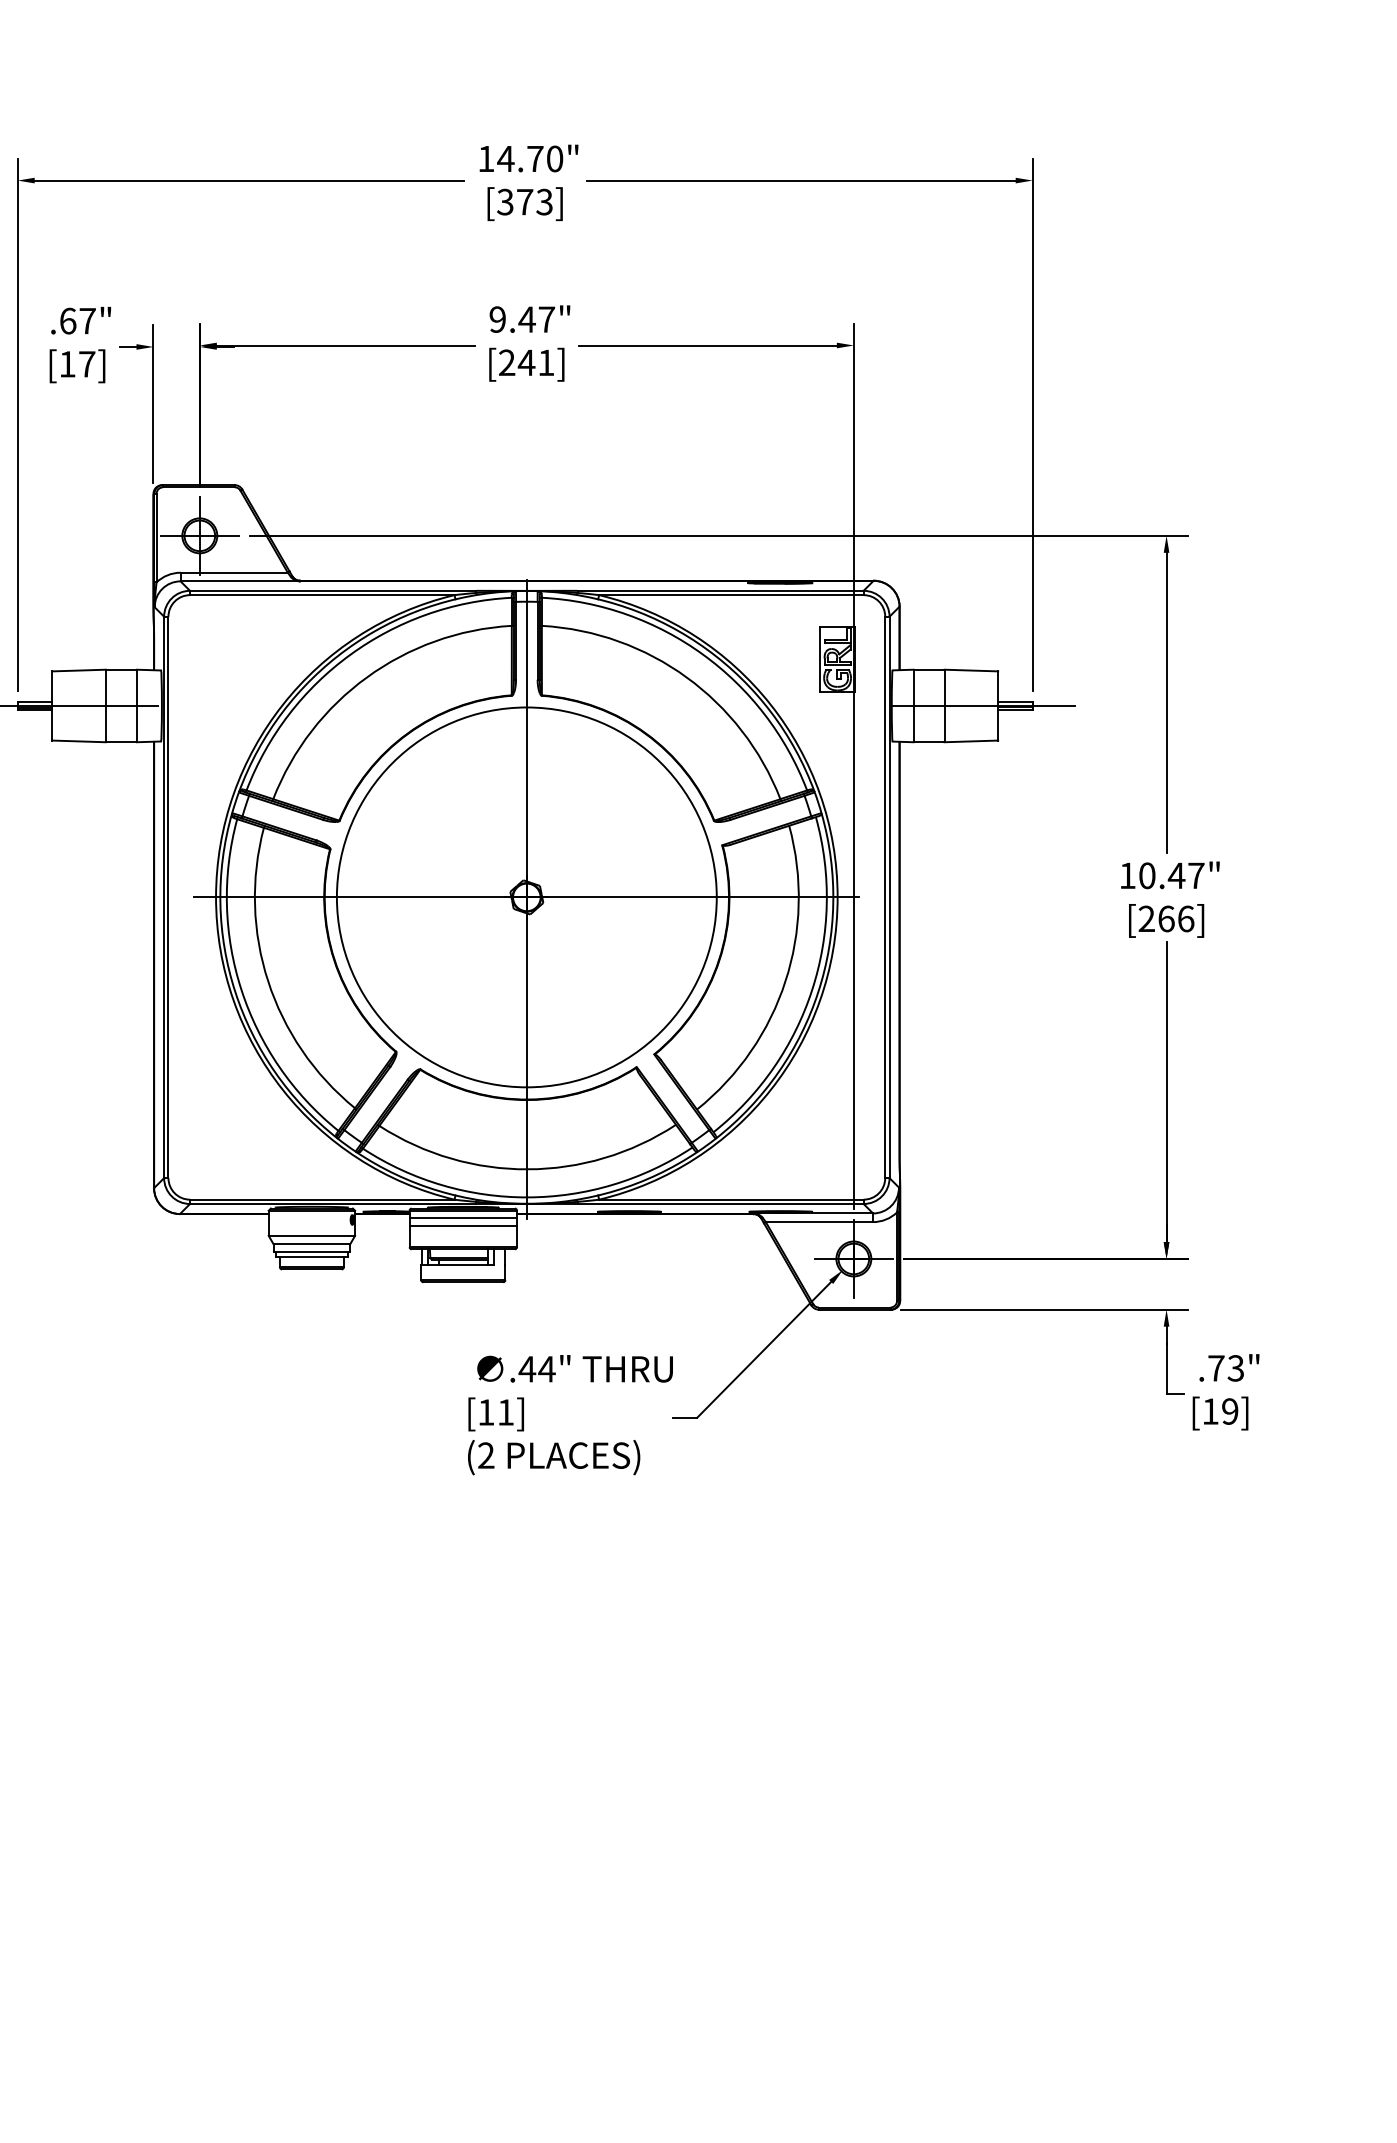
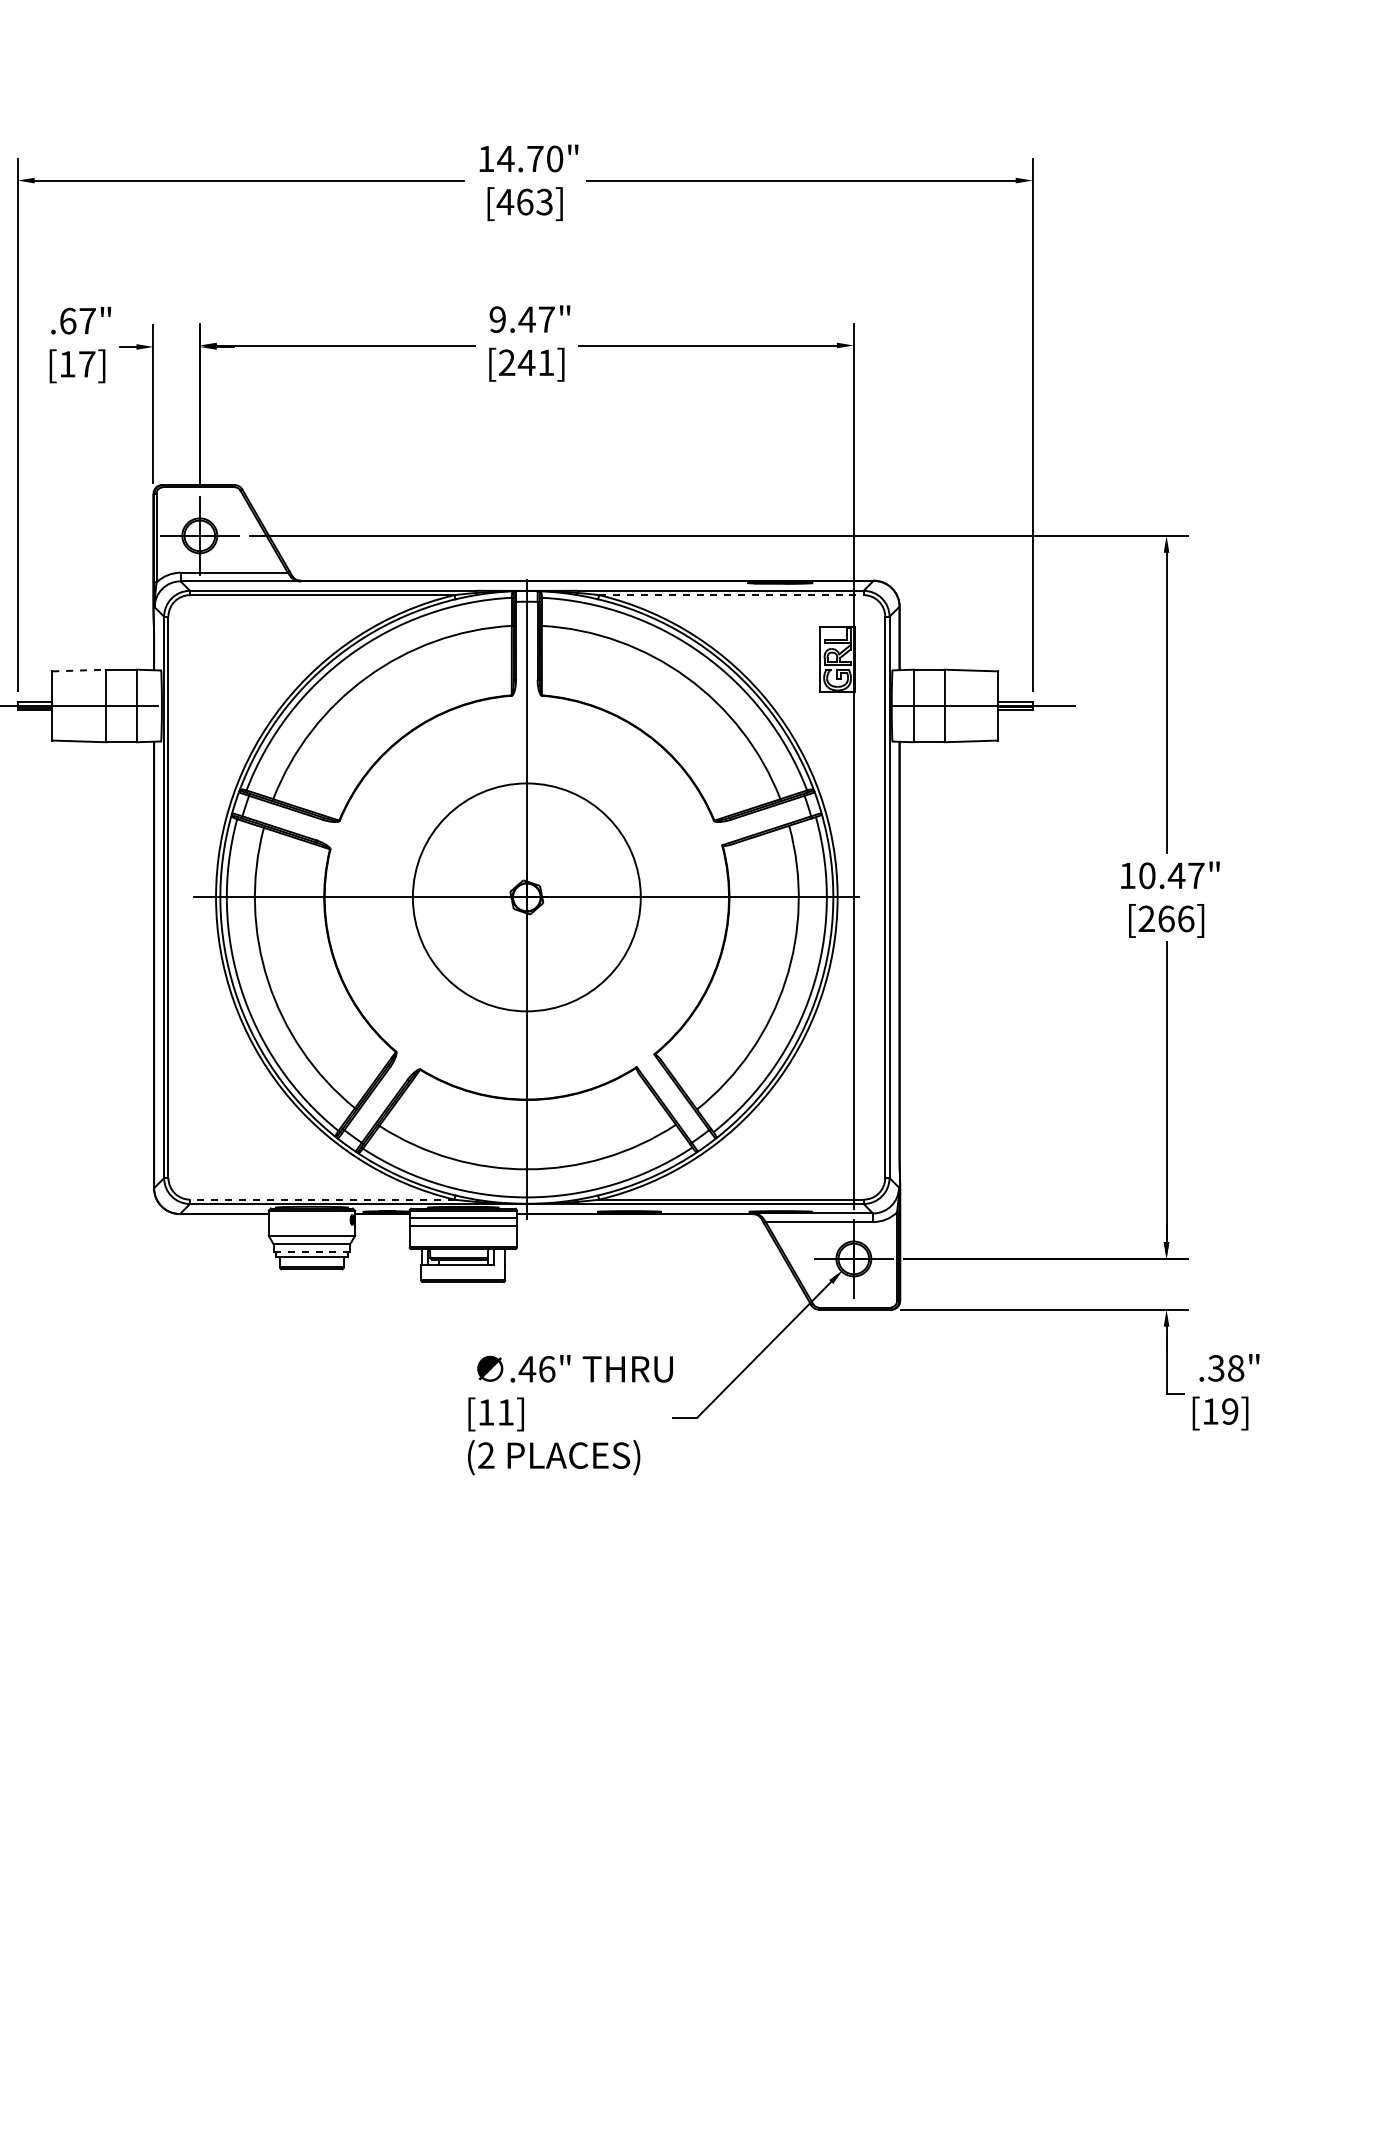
text: [373] -> [463] (514, 201)
line: solid -> dashed (731, 595)
line: solid -> dashed (79, 670)
circle diameter: 380 px -> 228 px (526, 897)
line: solid -> dashed (321, 1199)
line: solid -> dashed (311, 1251)
text: .73" -> .38" (1226, 1368)
text: .44 -> .46 (546, 1369)
